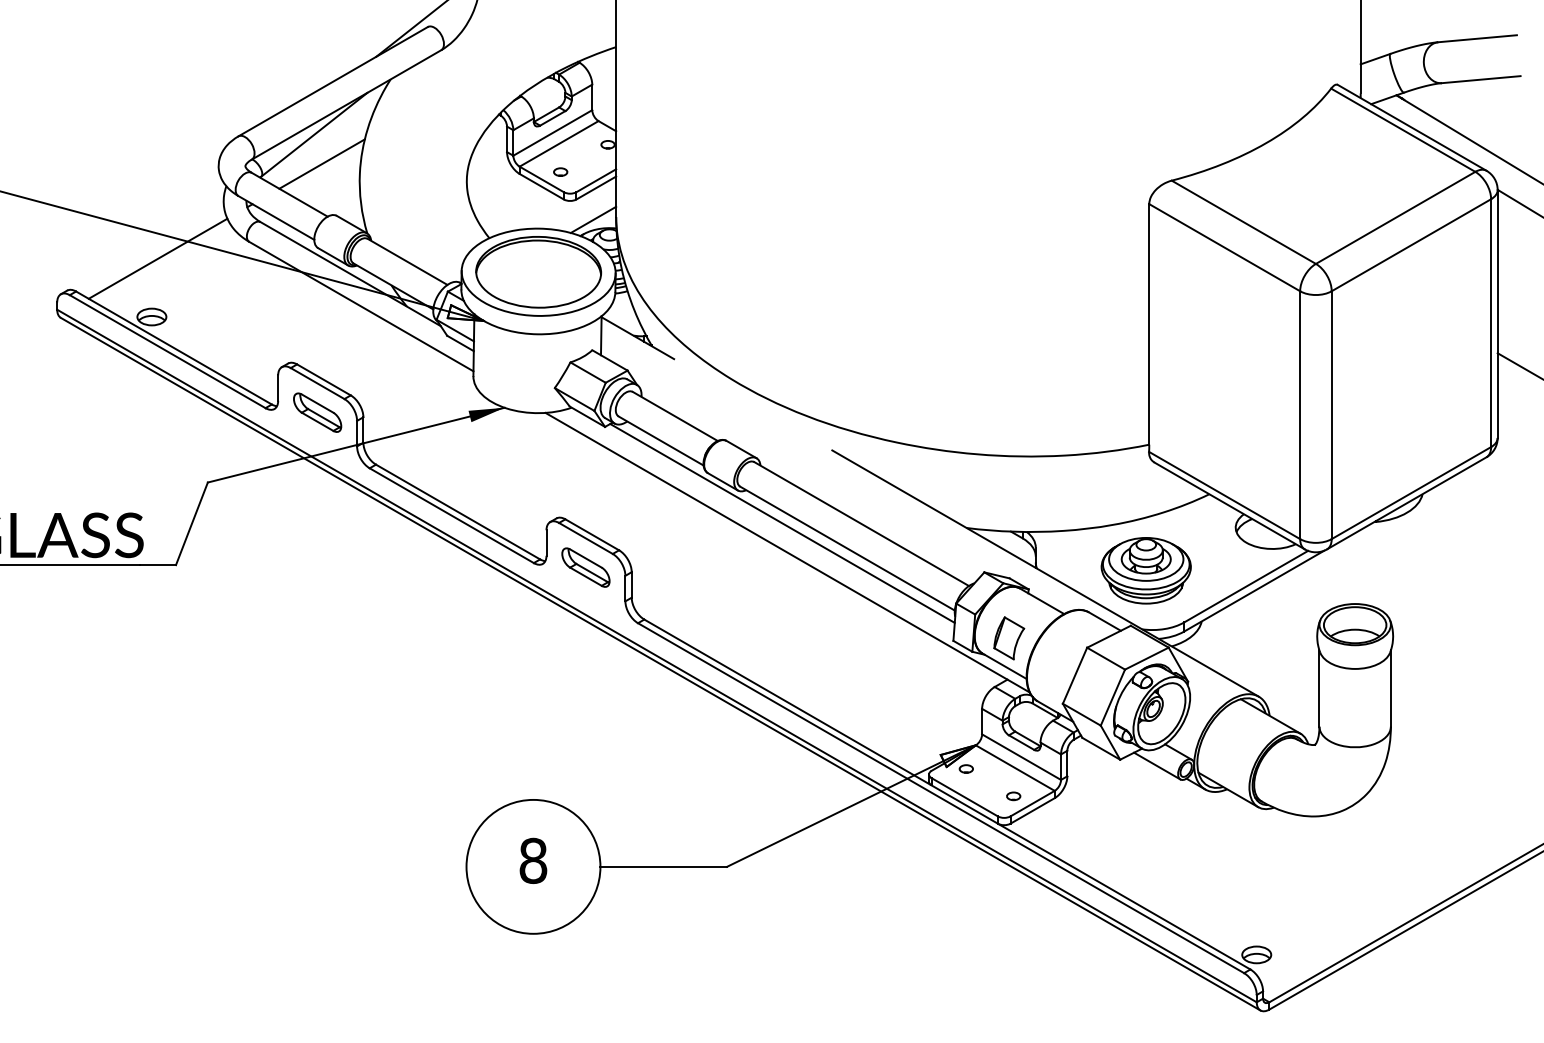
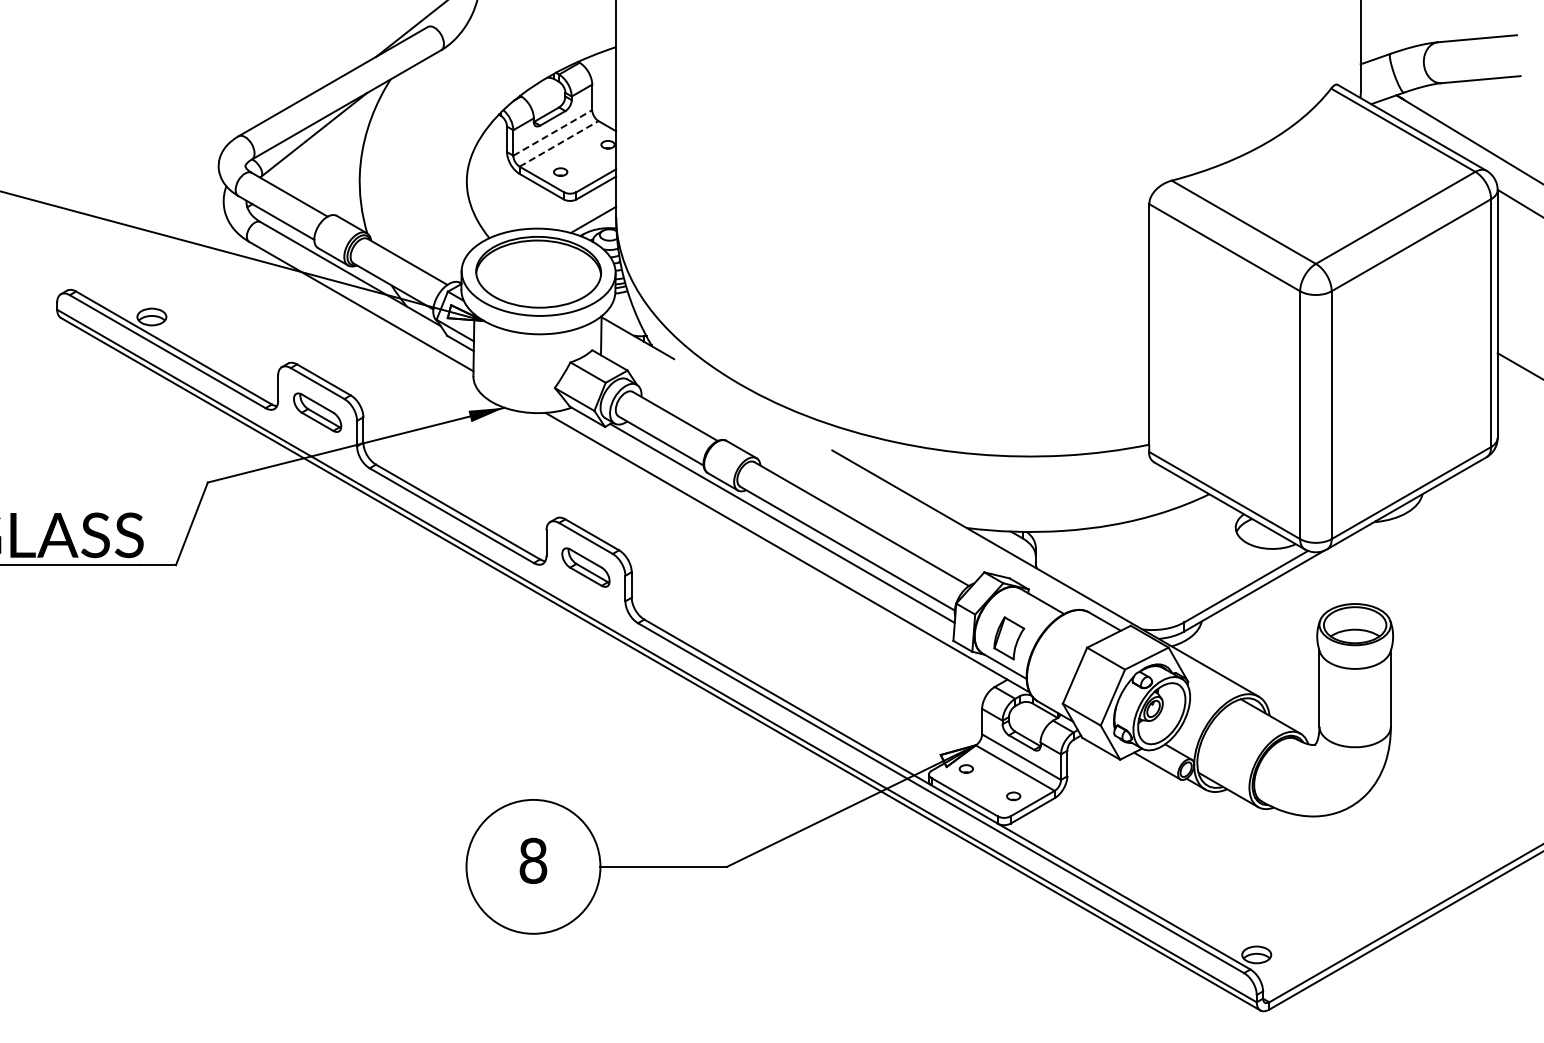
line: solid -> dashed (552, 132)
line: solid -> dashed (559, 143)
line: present -> none (321, 163)
line: present -> none (157, 258)
part: present -> none (1145, 570)
